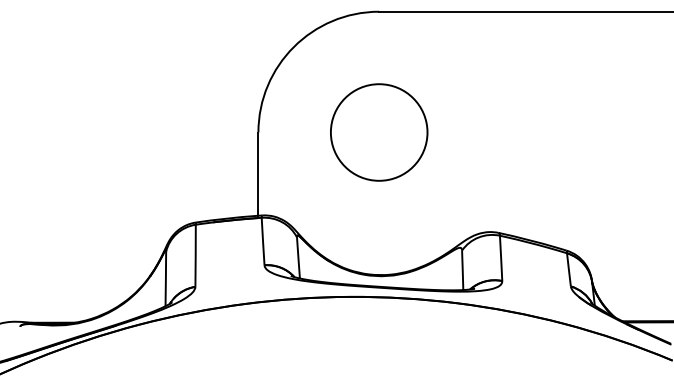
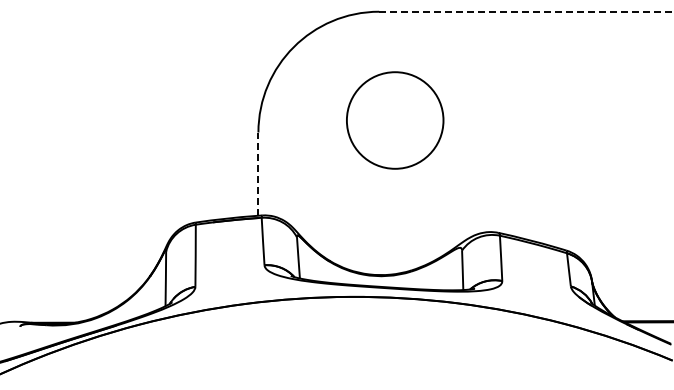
line: solid -> dashed (526, 11)
circle position: (379, 132) -> (395, 120) (395, 120)
line: solid -> dashed (258, 174)
